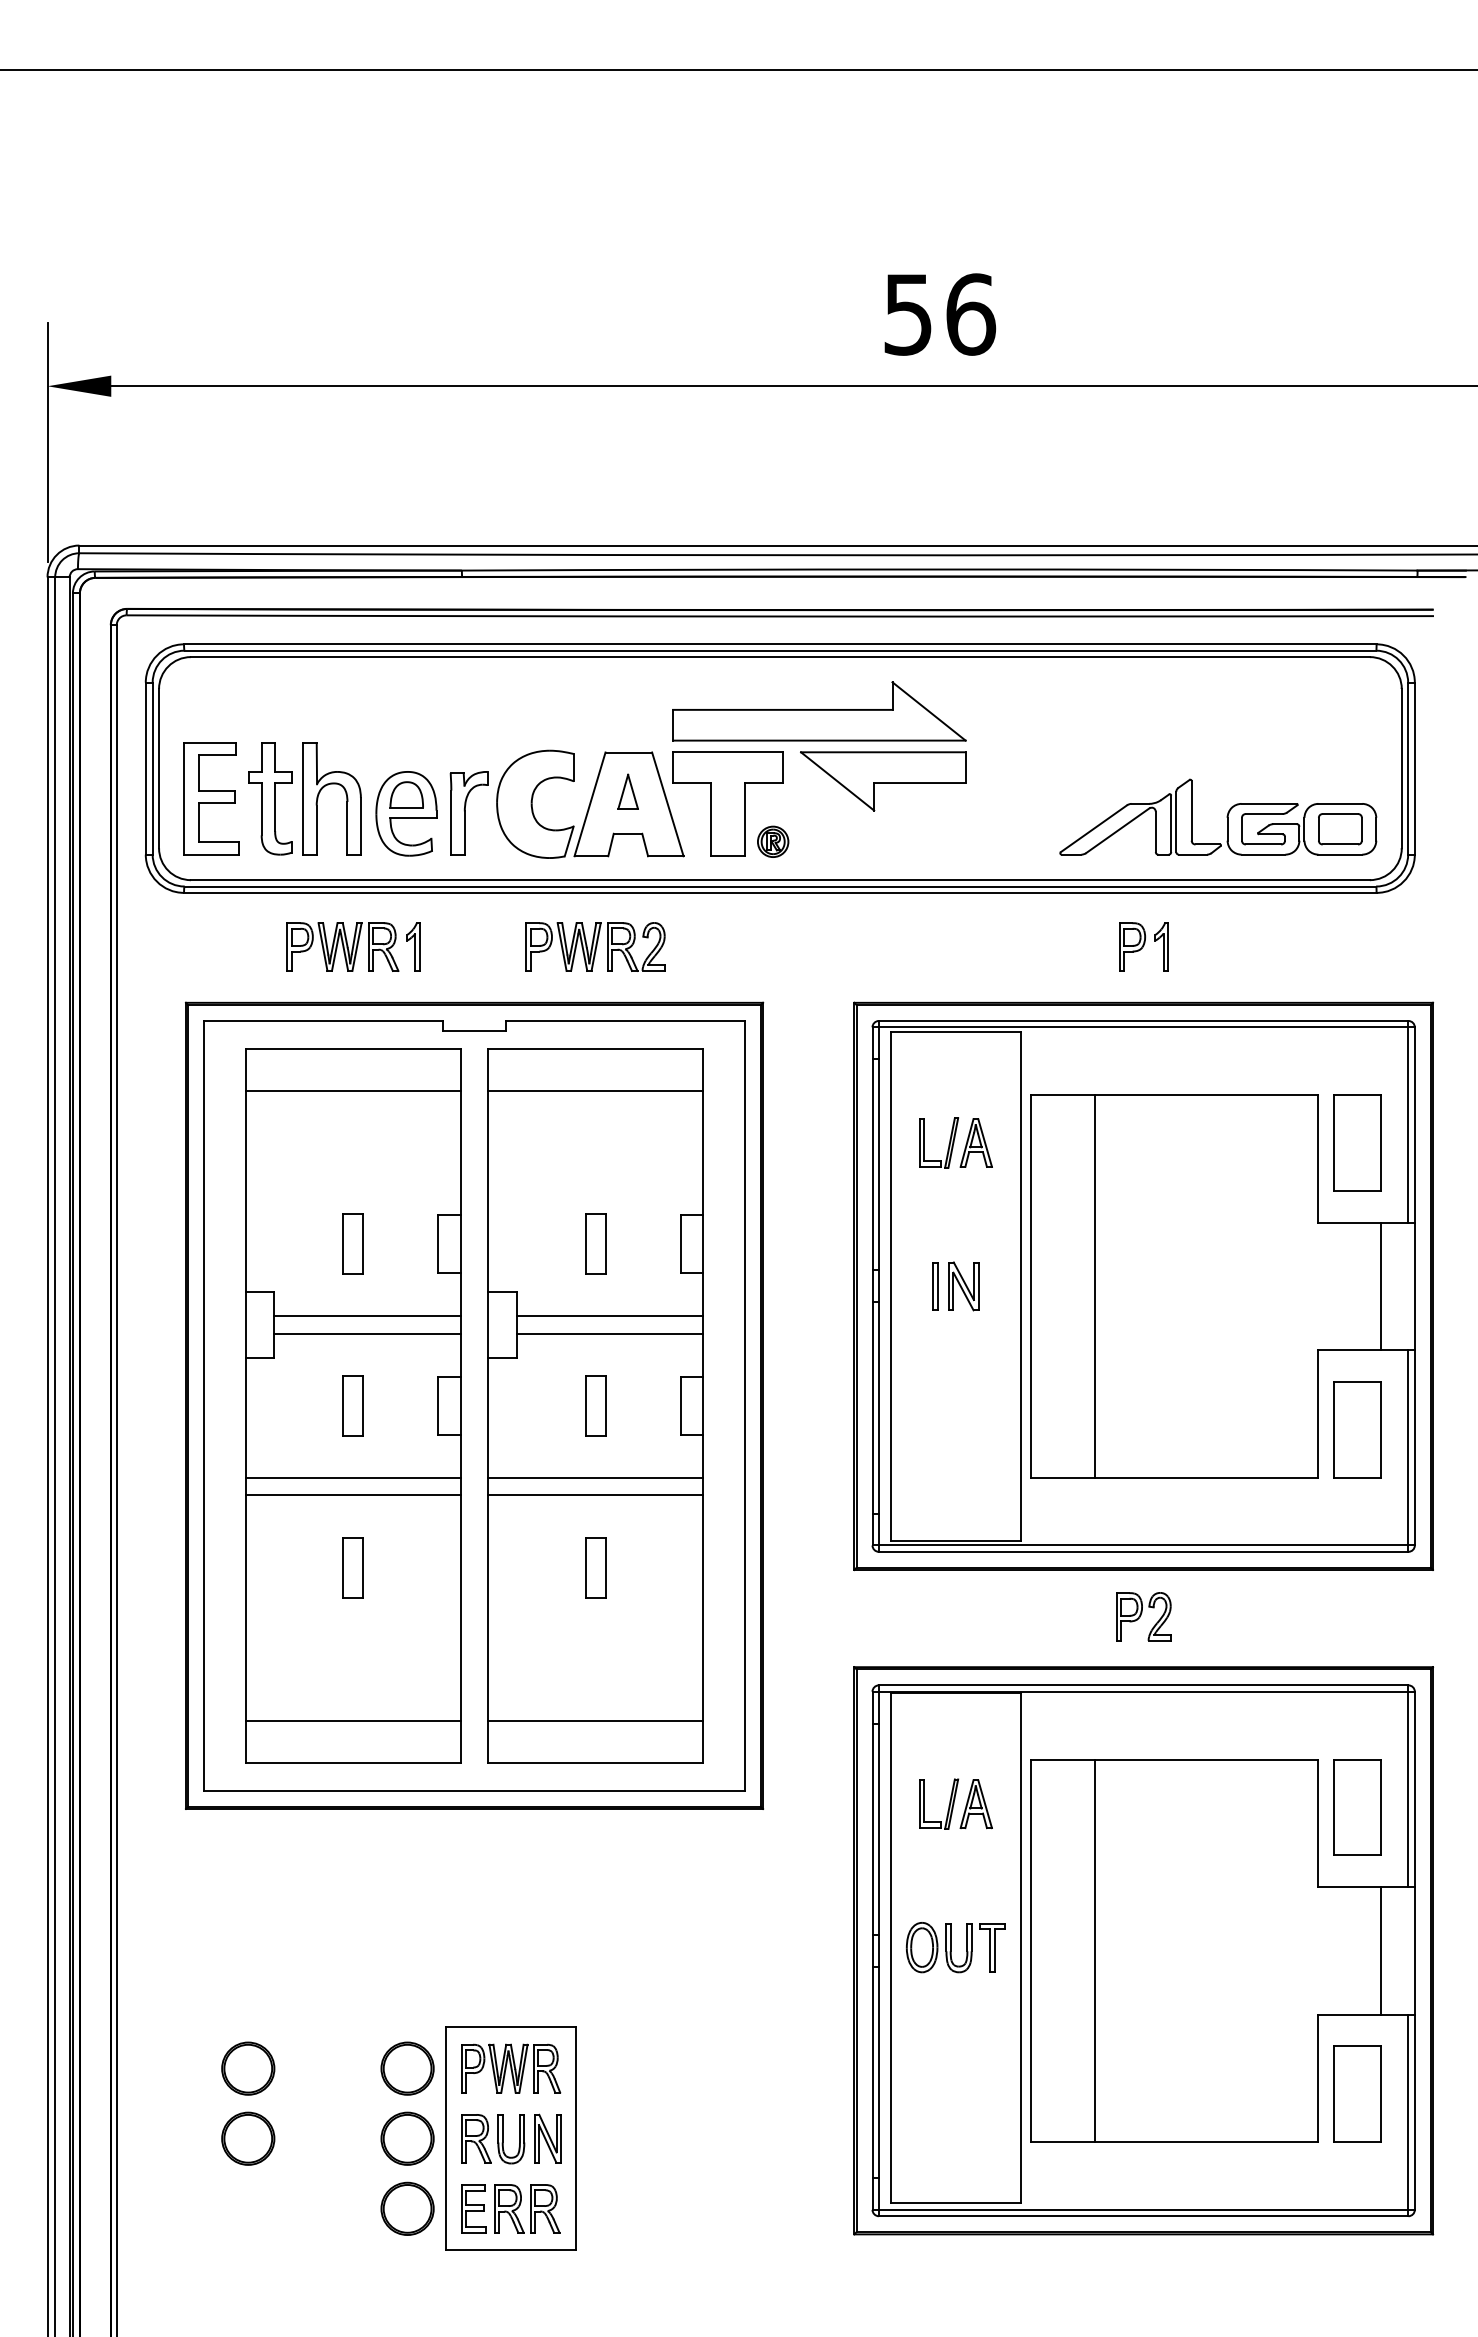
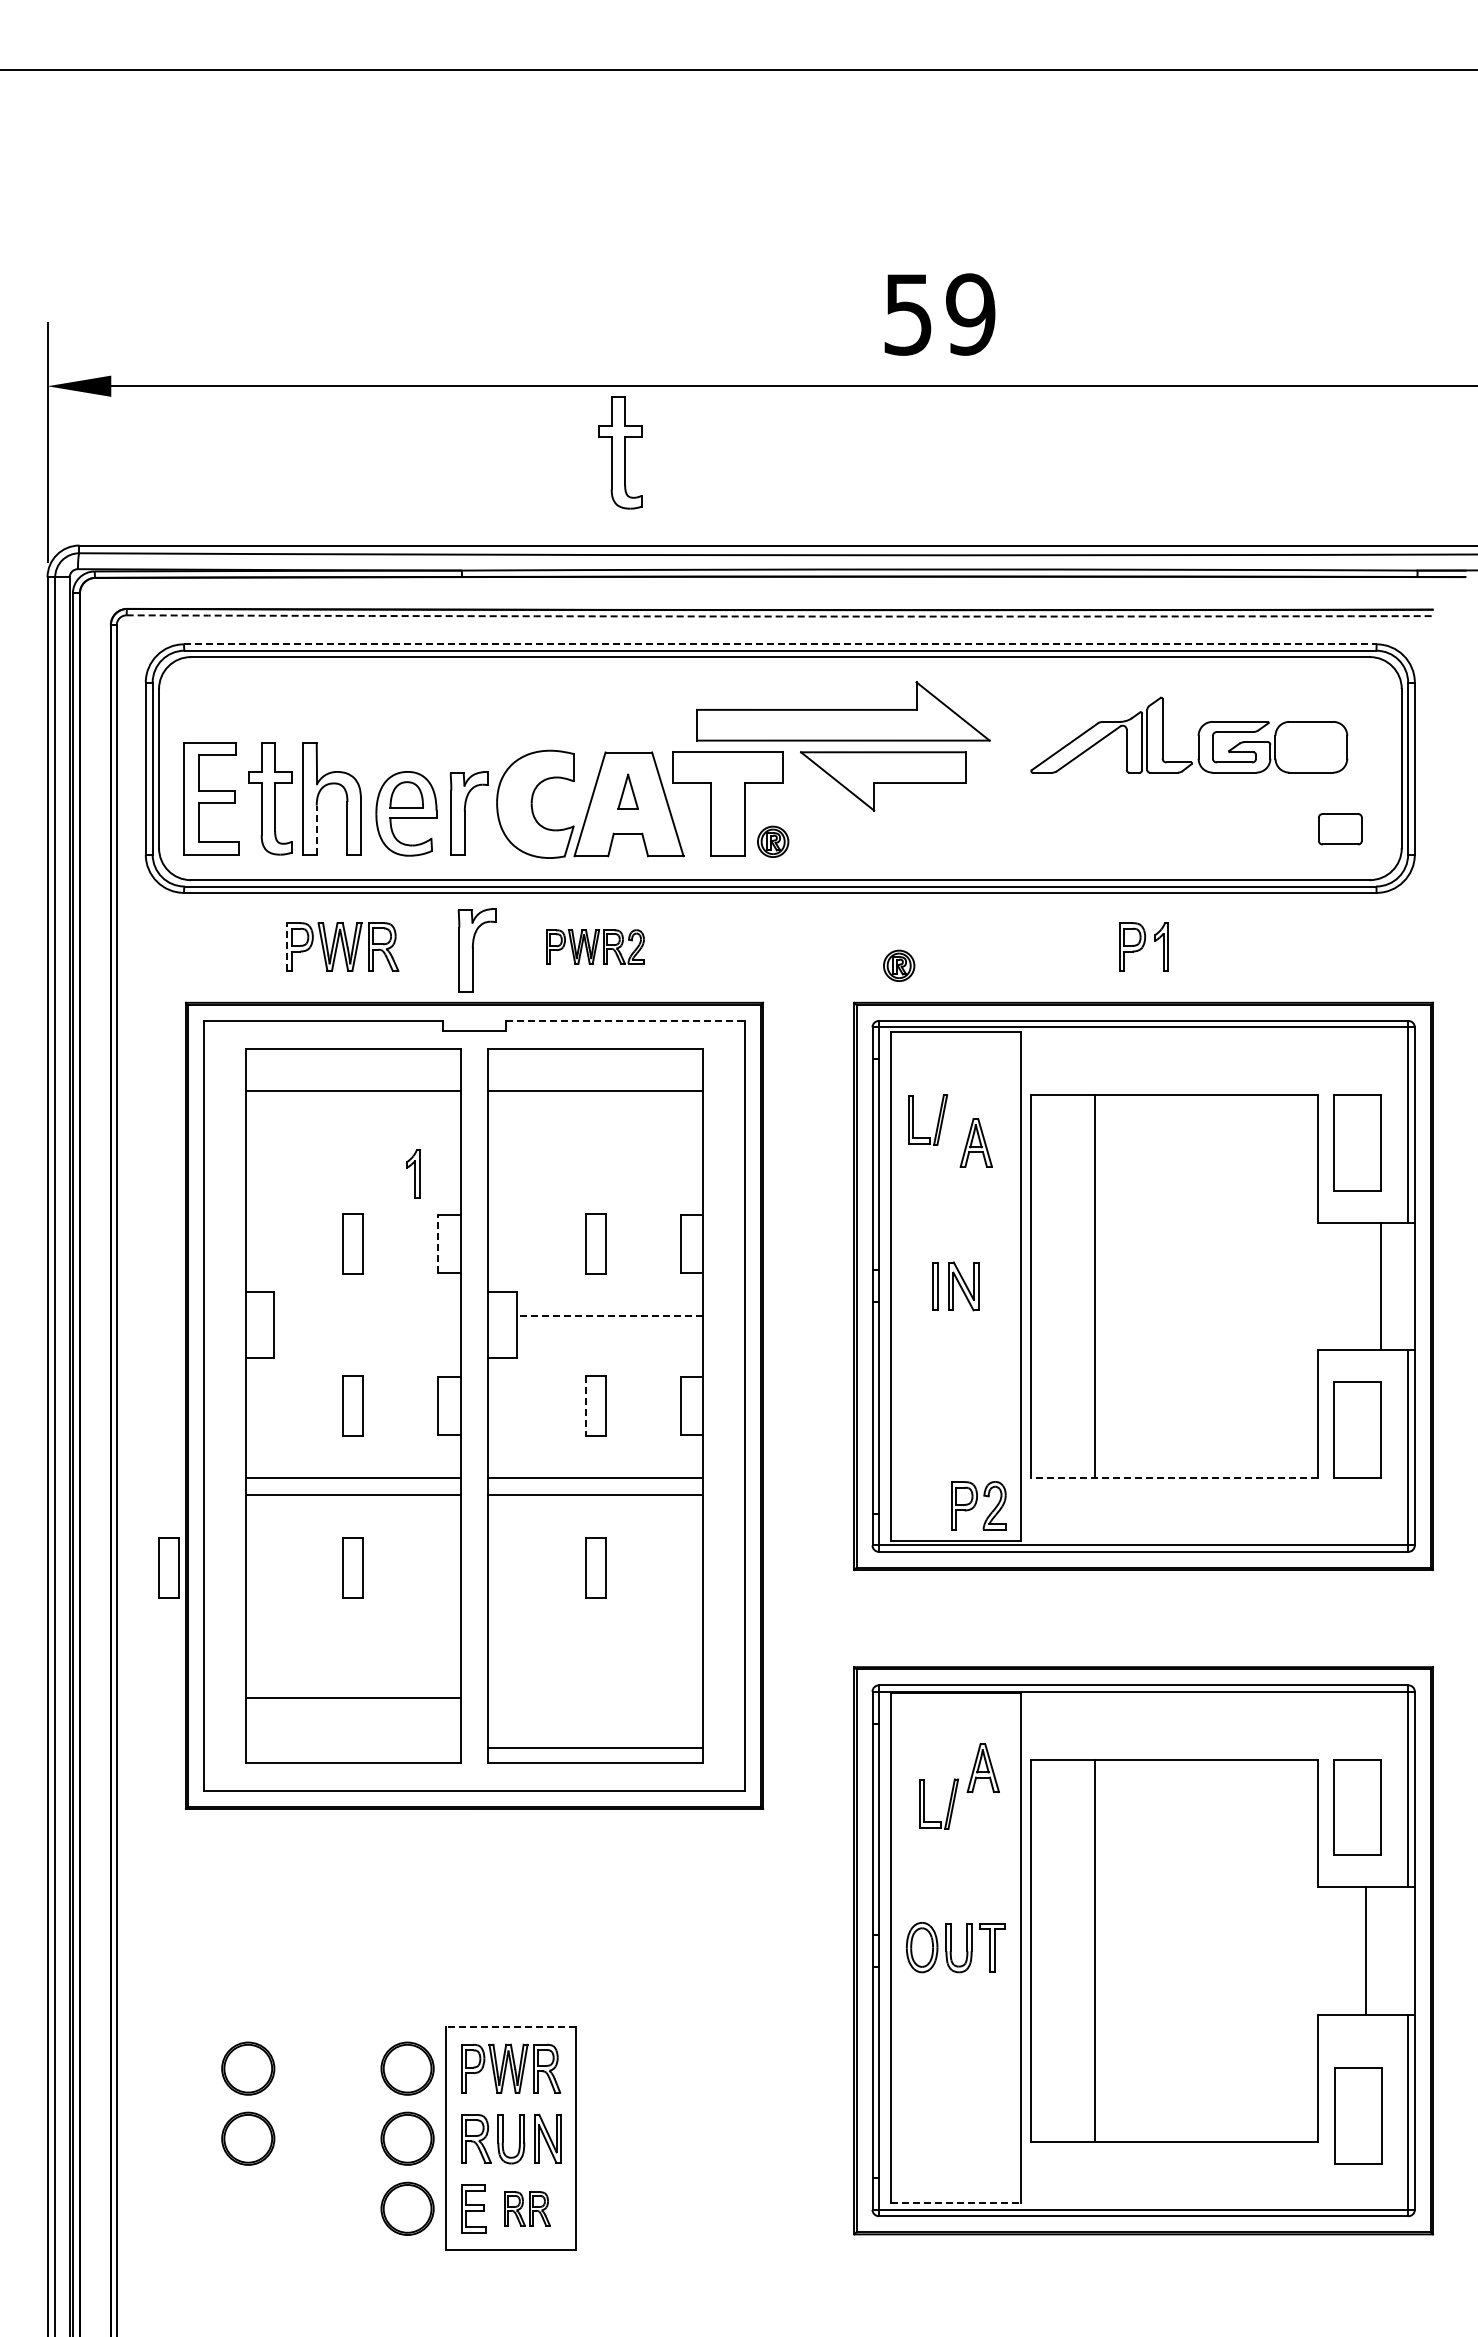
text: 56 -> 59 (971, 314)
part: none -> present (620, 452)
arc: solid -> dashed (780, 616)
line: solid -> dashed (780, 644)
part position: (819, 711) -> (843, 711) (843, 711)
part position: (1226, 816) -> (1197, 734) (1197, 734)
line: solid -> dashed (316, 830)
part position: (413, 946) -> (413, 1173) (413, 1173)
part size: 141x50 px -> 99x36 px (595, 946)
line: solid -> dashed (287, 947)
part: none -> present (476, 950)
part: none -> present (899, 965)
line: solid -> dashed (626, 1020)
part position: (948, 1144) -> (937, 1121) (937, 1121)
line: solid -> dashed (438, 1244)
line: present -> none (367, 1316)
line: solid -> dashed (609, 1316)
line: present -> none (367, 1333)
line: present -> none (610, 1333)
line: solid -> dashed (585, 1406)
line: solid -> dashed (1173, 1477)
part: none -> present (168, 1567)
part position: (1143, 1616) -> (978, 1505) (978, 1505)
line position: (352, 1721) -> (352, 1698) (352, 1698)
line position: (595, 1721) -> (595, 1748) (595, 1748)
part position: (975, 1804) -> (982, 1768) (982, 1768)
line position: (1381, 1950) -> (1366, 1950) (1366, 1950)
line: solid -> dashed (510, 2027)
part position: (1357, 2093) -> (1358, 2115) (1358, 2115)
line: solid -> dashed (956, 2202)
part size: 67x50 px -> 47x36 px (527, 2208)
